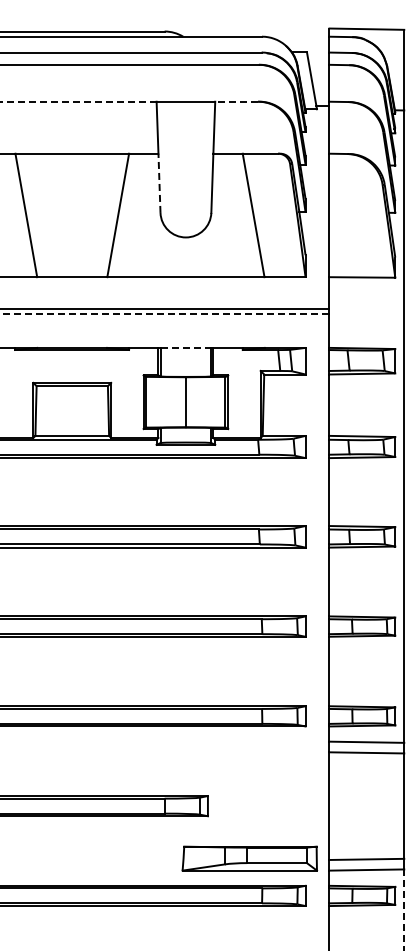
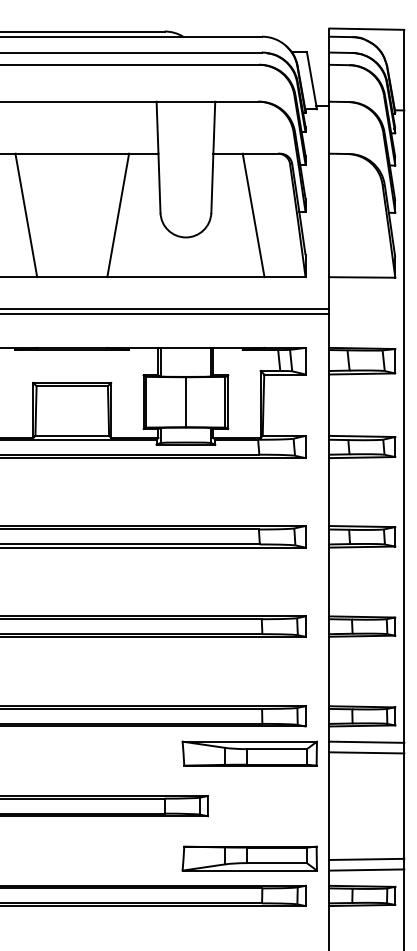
line: dashed -> solid (78, 101)
line: dashed -> solid (236, 101)
line: dashed -> solid (159, 183)
line: dashed -> solid (164, 313)
line: dashed -> solid (186, 347)
part: none -> present (249, 753)
line: dashed -> solid (404, 910)
